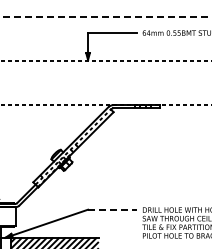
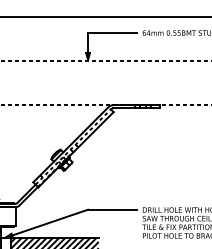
line: dashed -> solid (106, 16)
line: dashed -> solid (112, 209)
